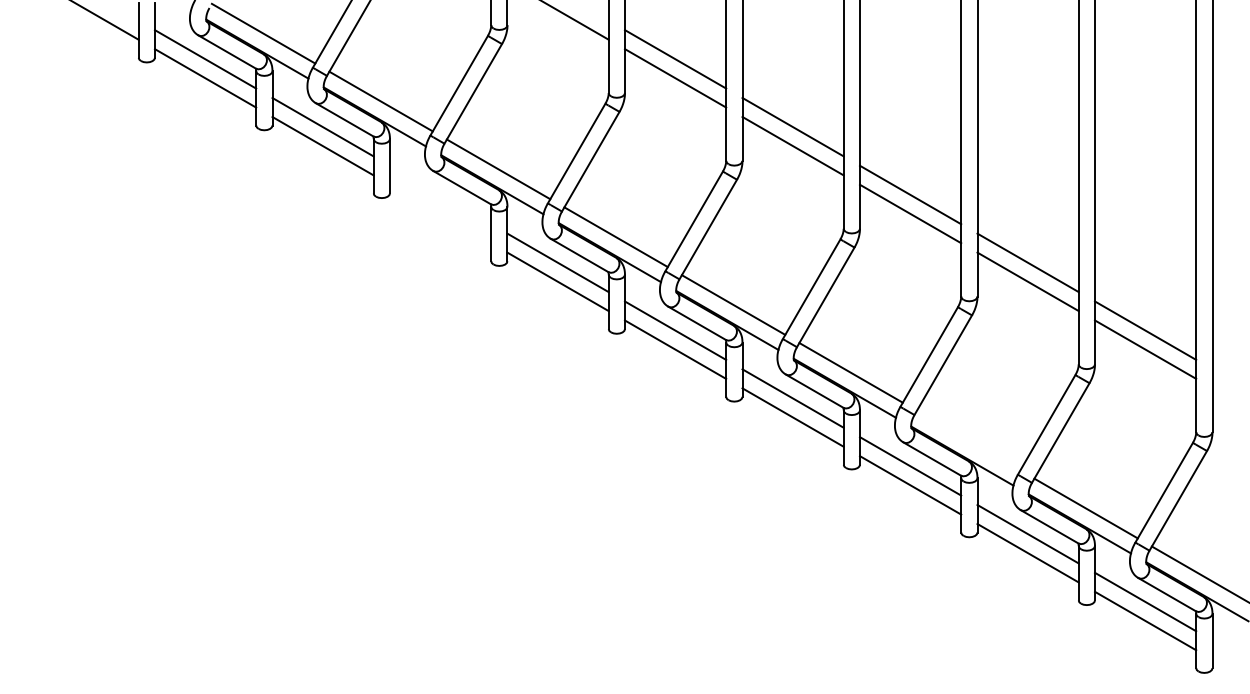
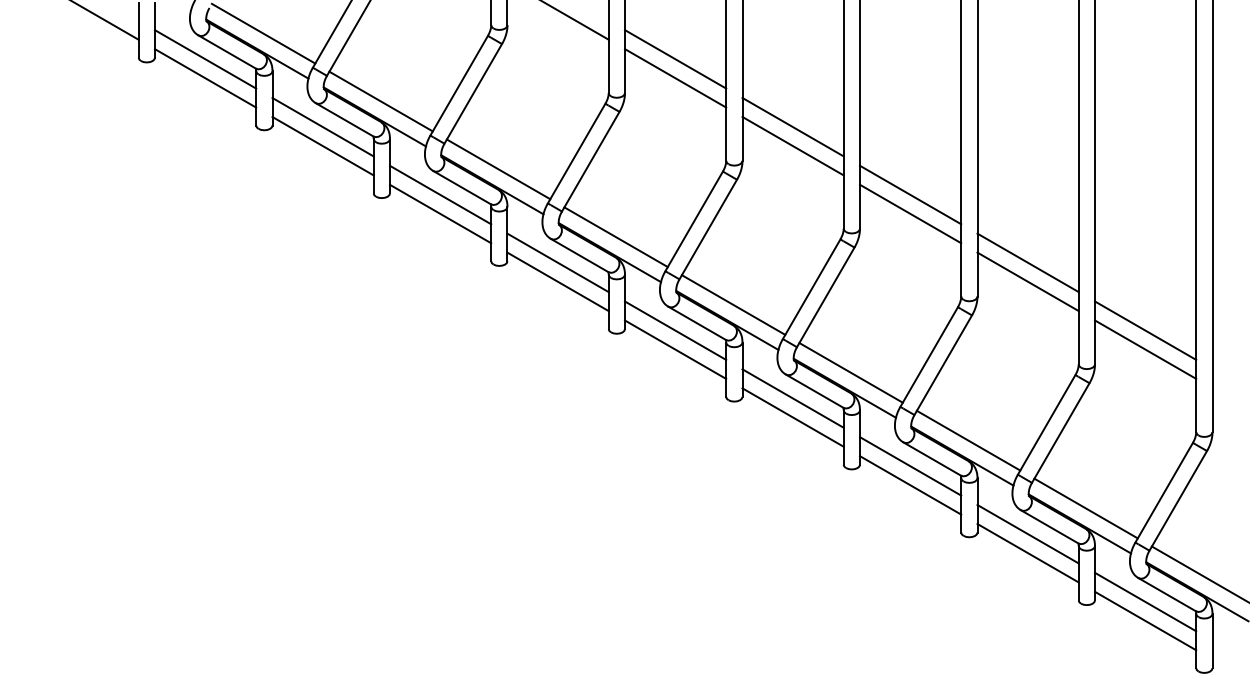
line: none -> present (440, 194)
line: none -> present (440, 213)
line: none -> present (968, 440)
